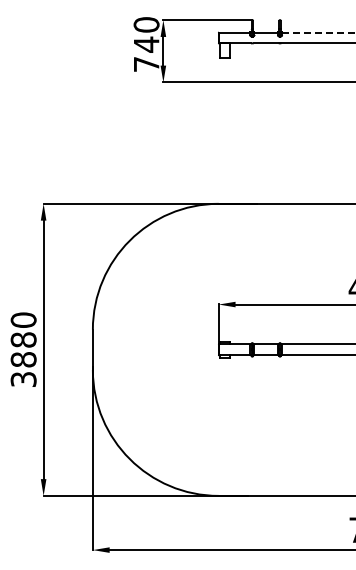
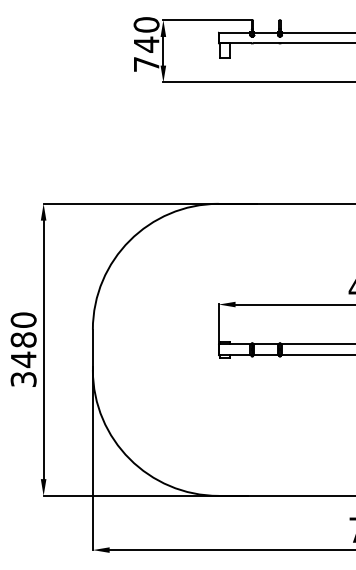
line: dashed -> solid (318, 32)
text: 3880 -> 3480 (23, 359)
